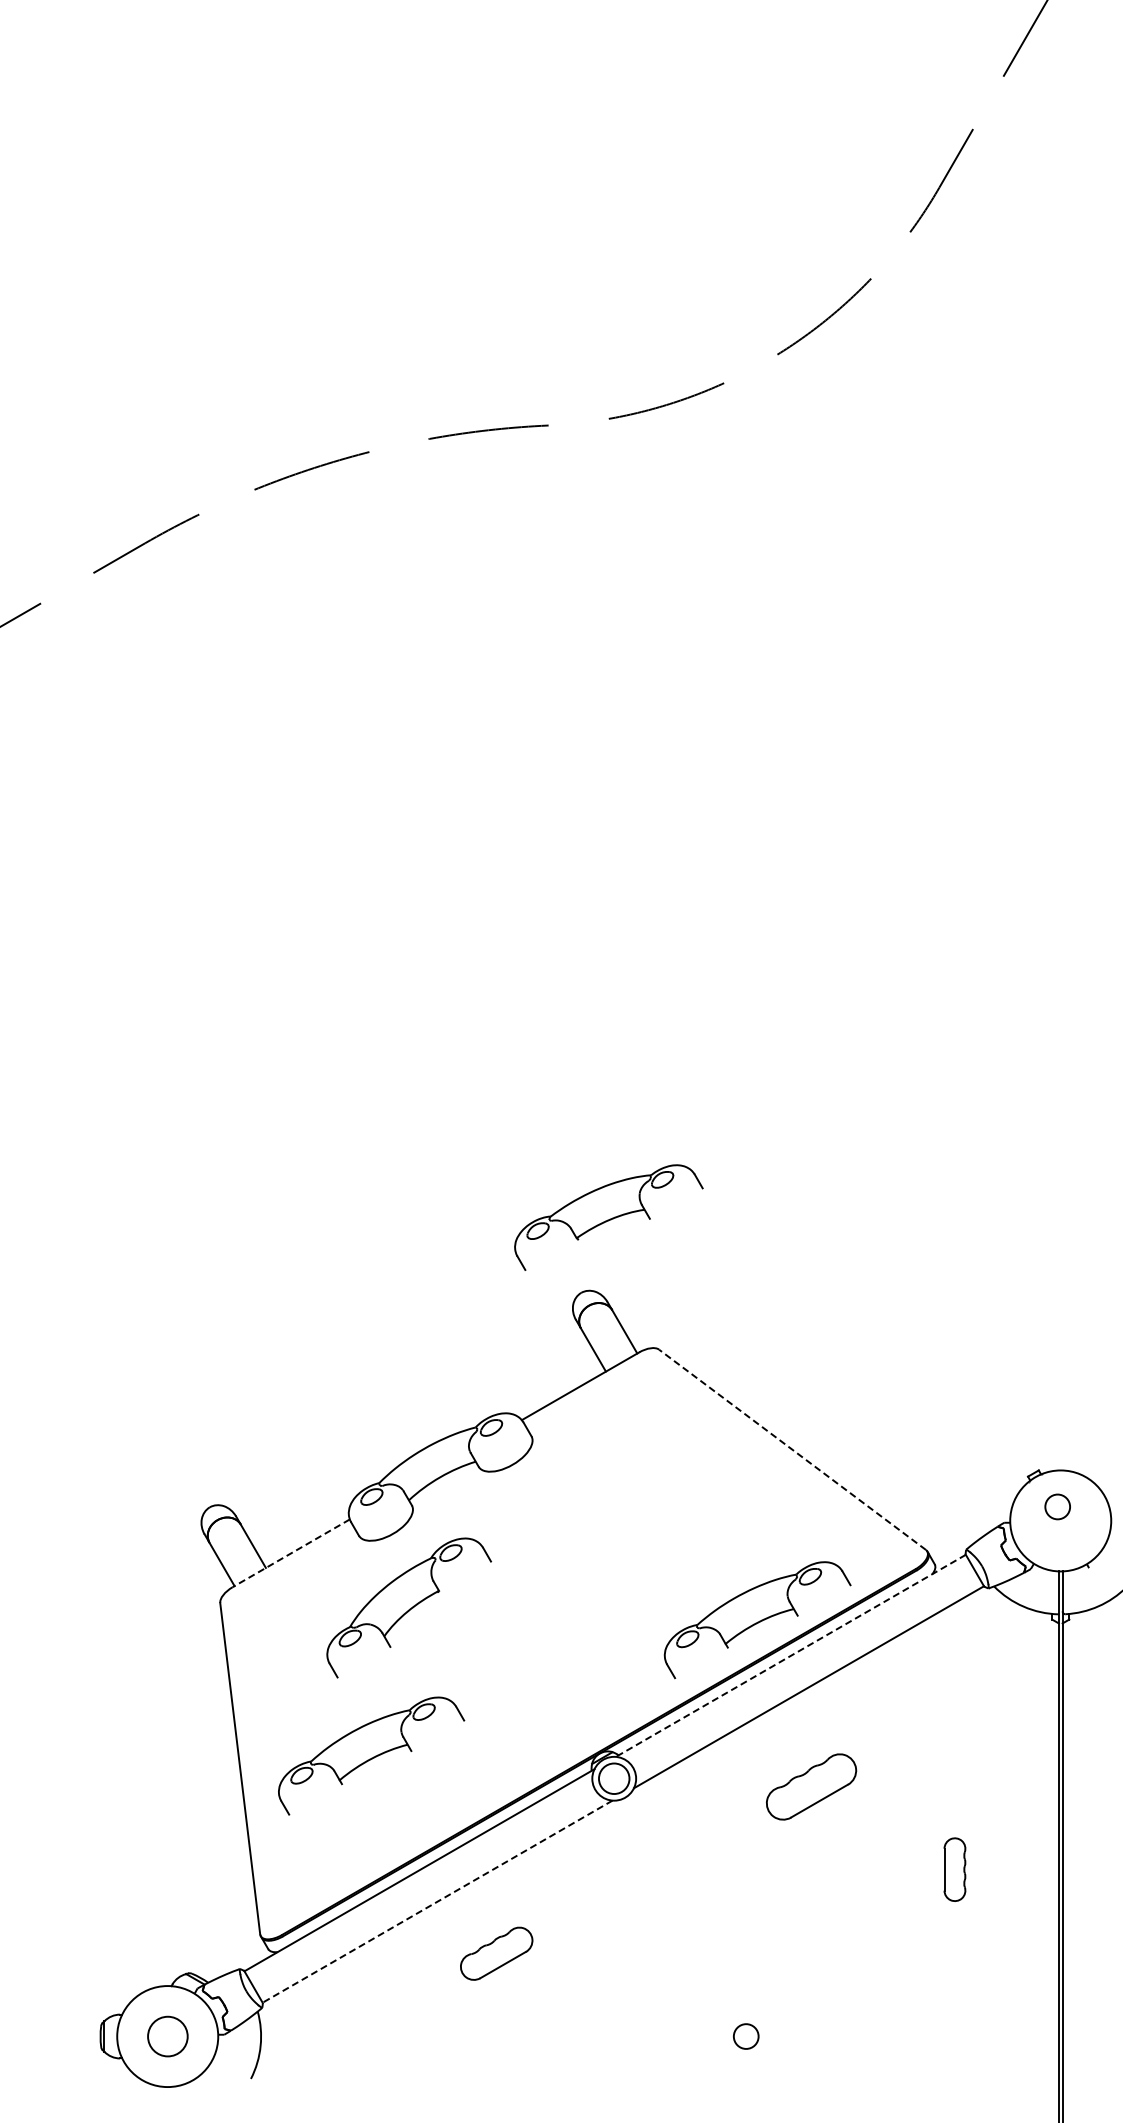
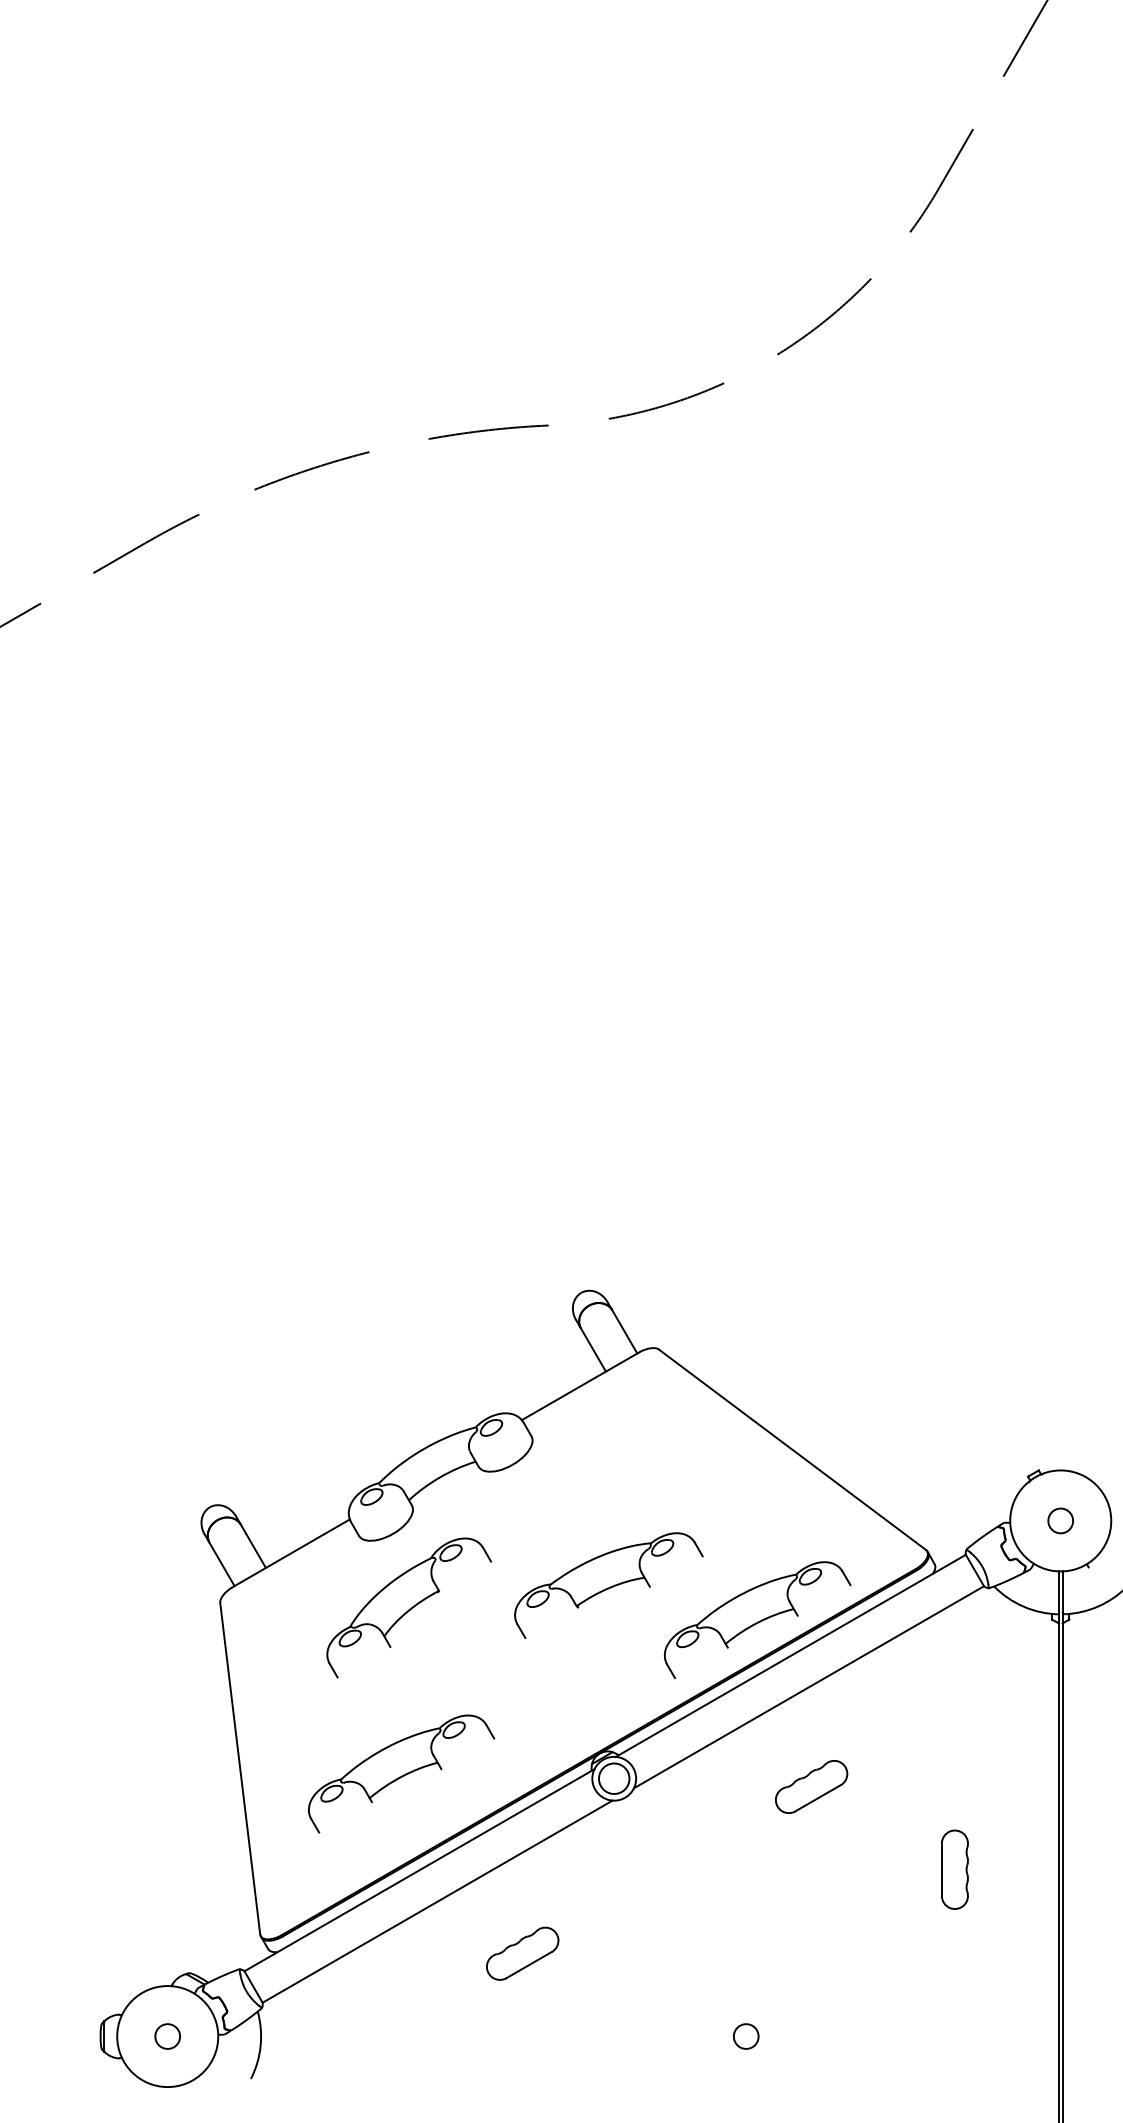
part position: (608, 1217) -> (608, 1585) (608, 1585)
line: dashed -> solid (792, 1449)
circle position: (1057, 1506) -> (1060, 1520) (1060, 1520)
line: dashed -> solid (291, 1553)
line: dashed -> solid (790, 1656)
part position: (371, 1755) -> (401, 1773) (401, 1773)
part size: 92x68 px -> 74x54 px (811, 1786)
part size: 24x65 px -> 28x81 px (954, 1869)
line: dashed -> solid (437, 1901)
part position: (496, 1953) -> (522, 1953) (522, 1953)
circle size: 42x43 px -> 27x27 px (167, 2036)
